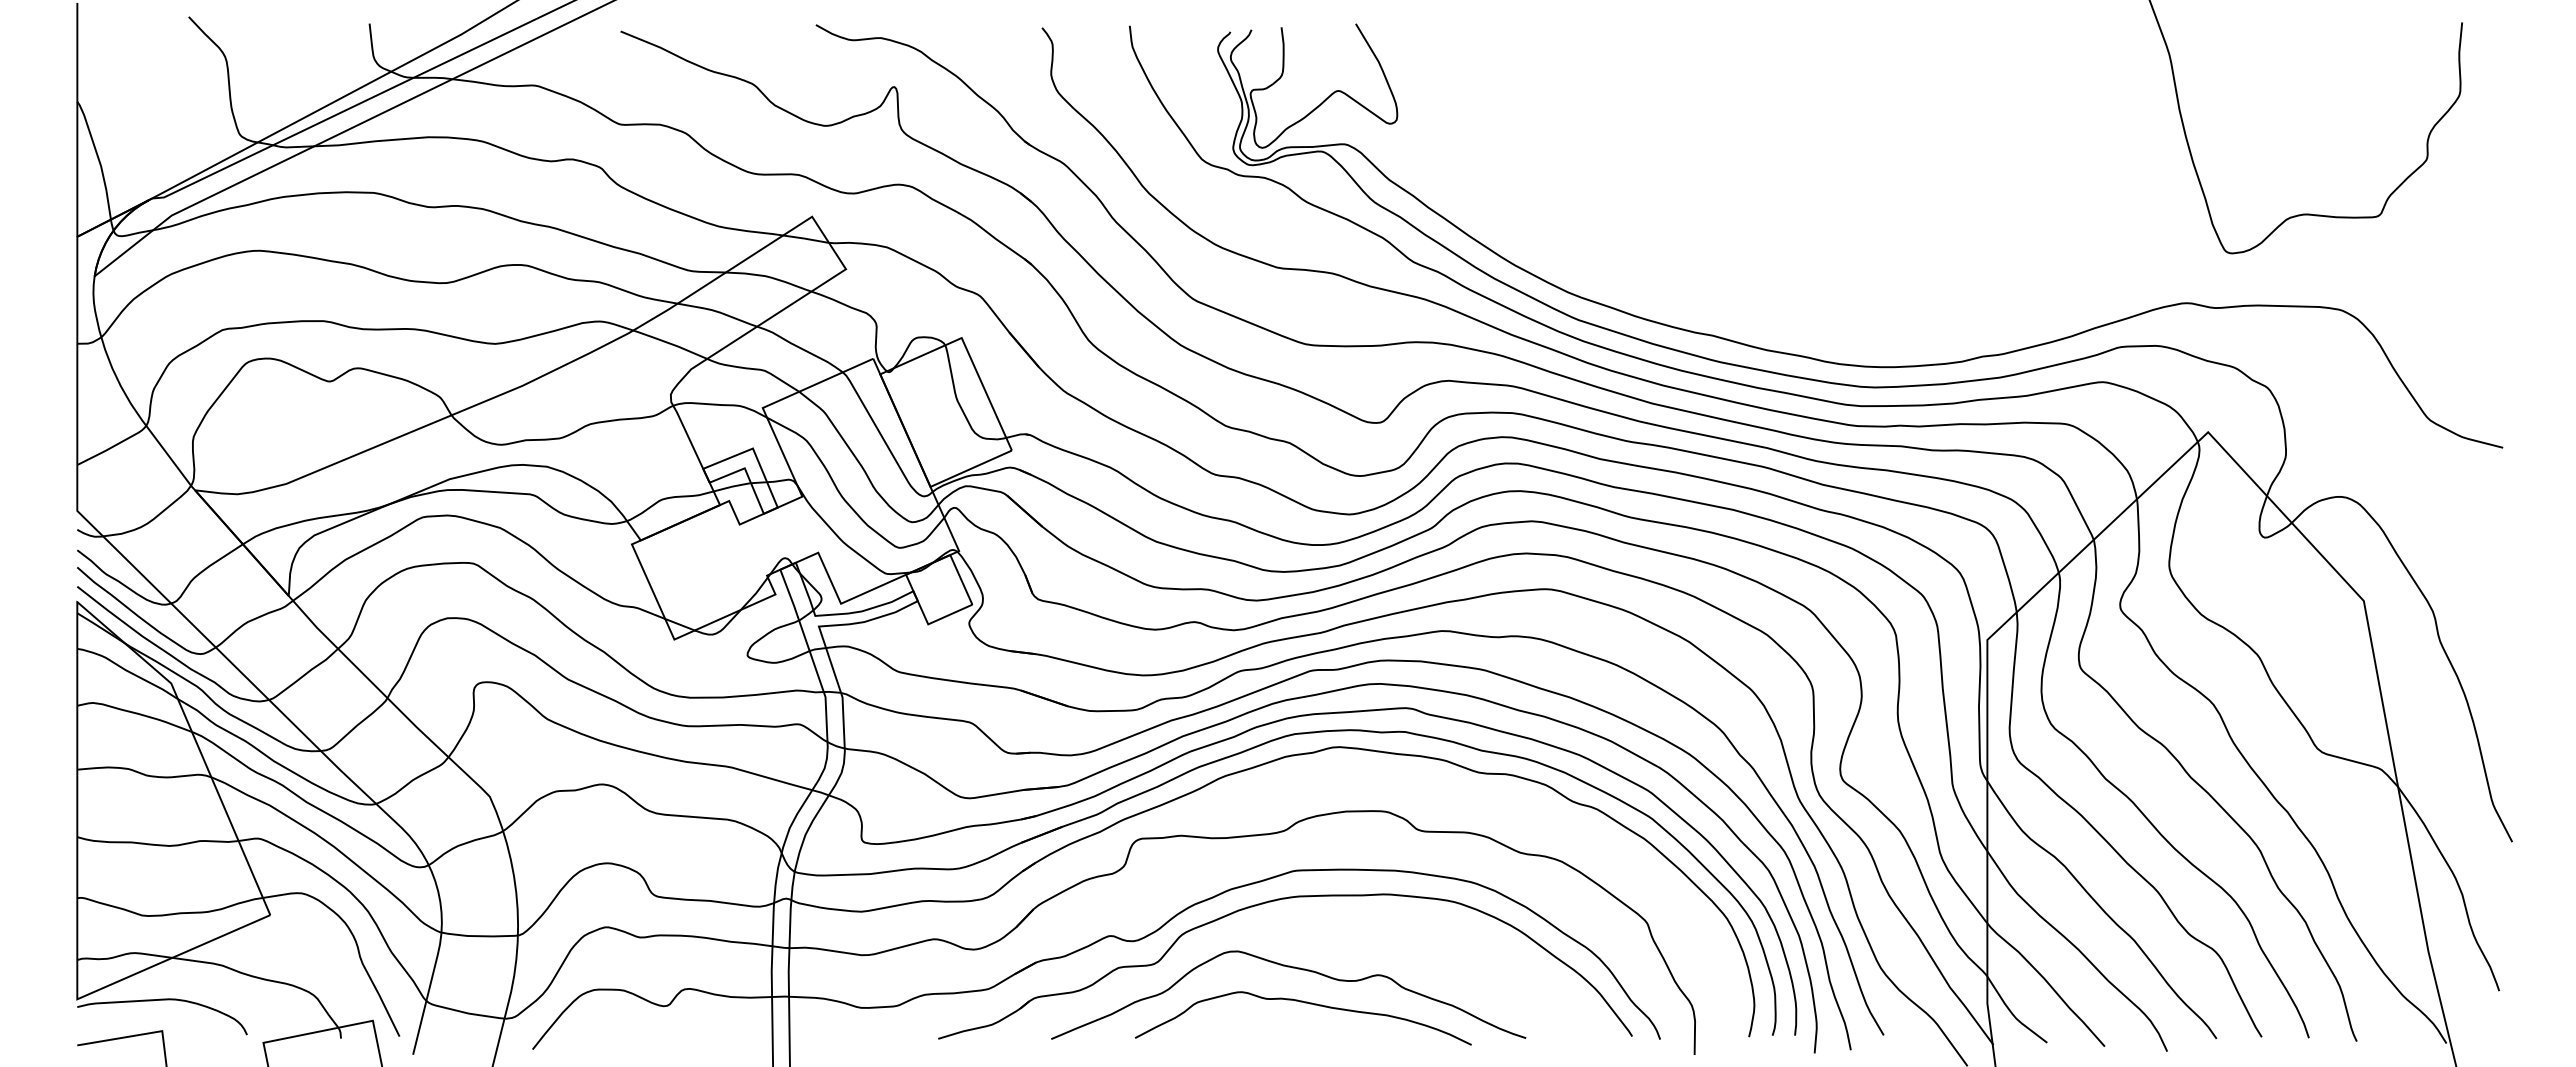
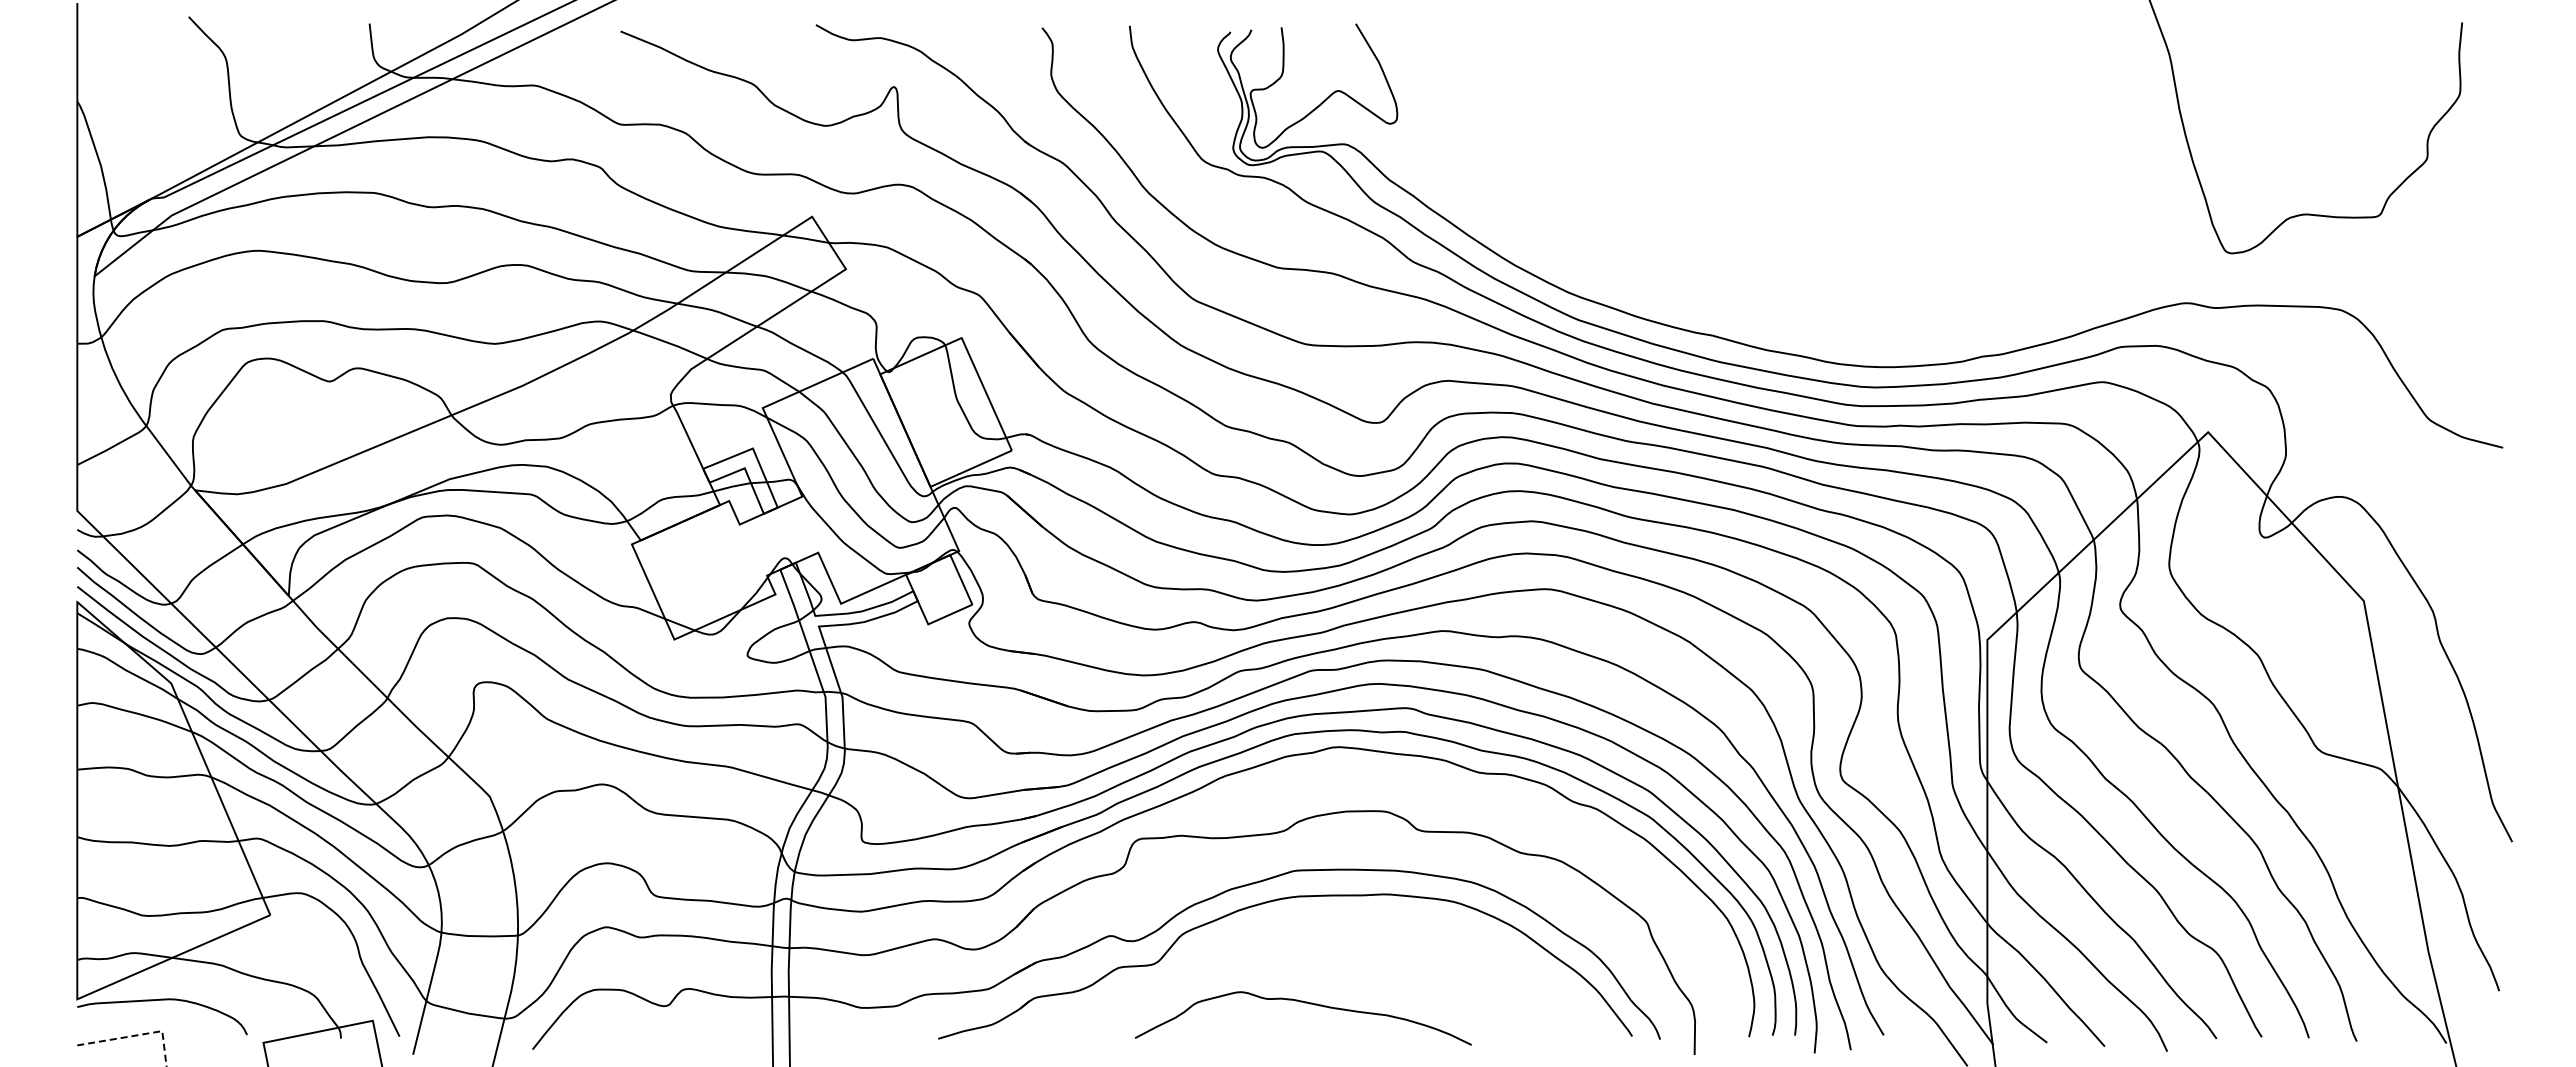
curve: present -> none (1292, 968)
line: solid -> dashed (137, 1035)
